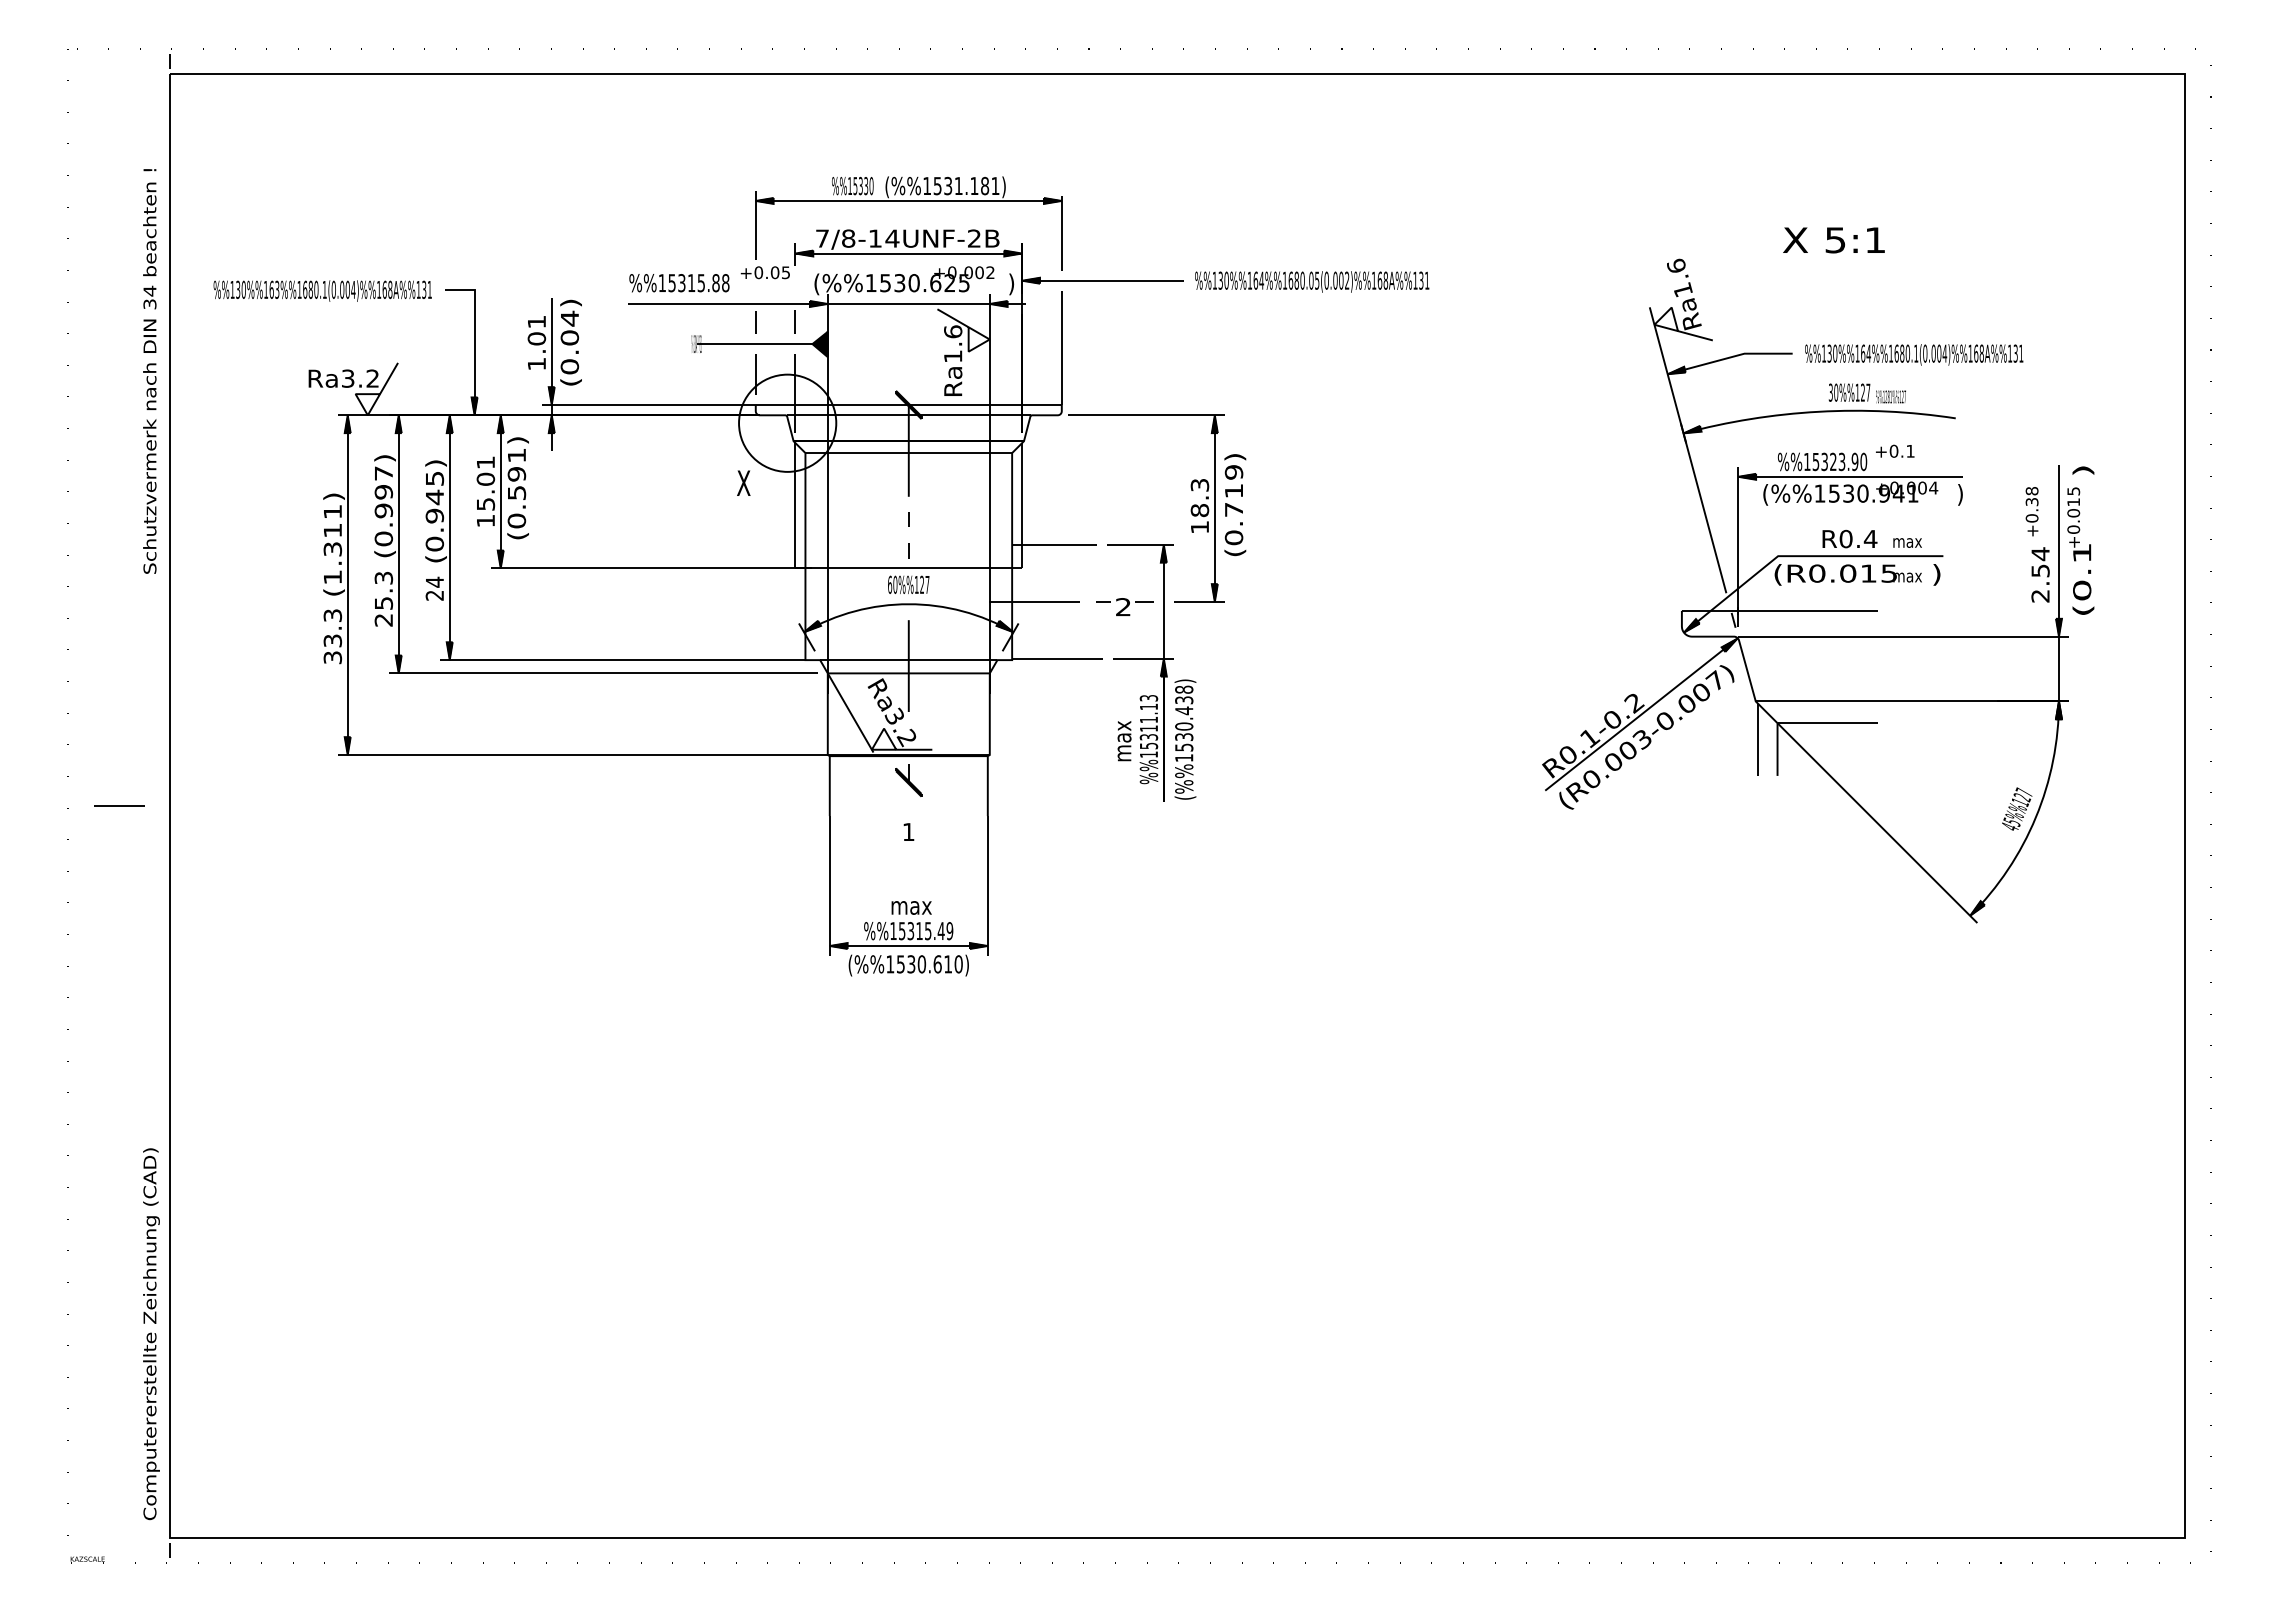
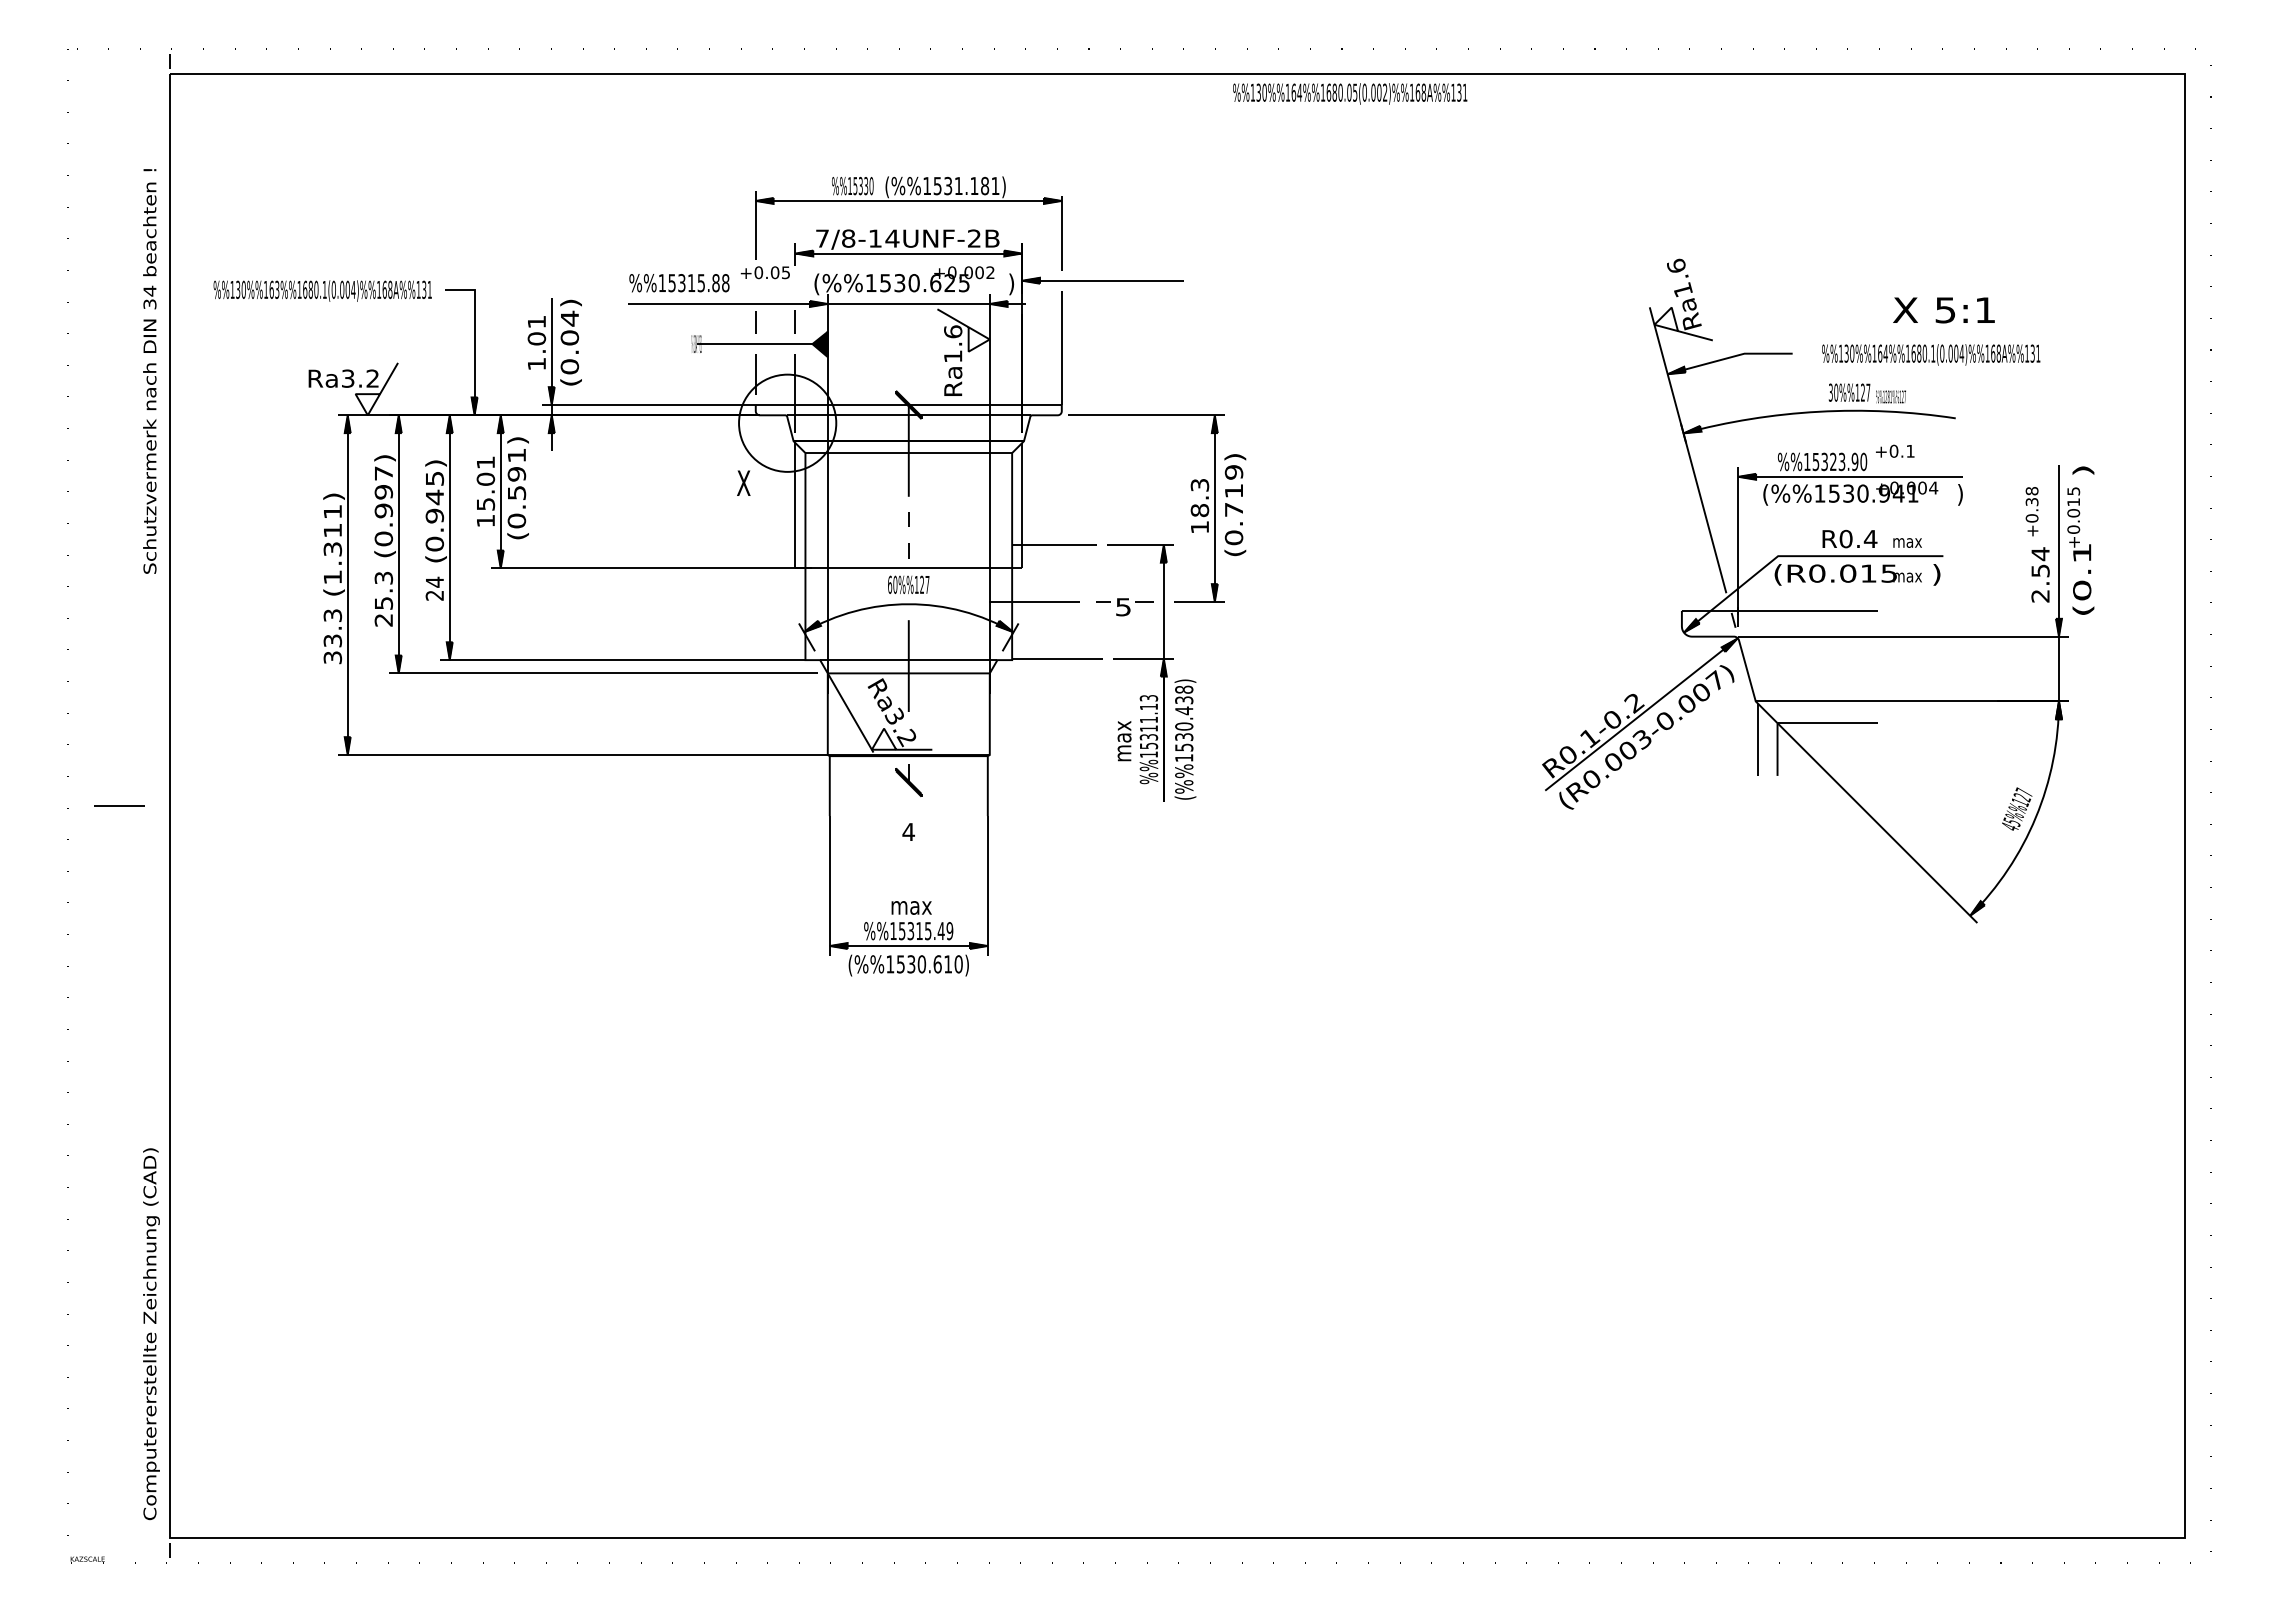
text position: (1833, 240) -> (1943, 310) (1943, 310)
part position: (1312, 281) -> (1350, 93) (1350, 93)
part position: (1914, 354) -> (1931, 354) (1931, 354)
text: 2 -> 5 (1123, 607)
text: 1 -> 4 (908, 831)
